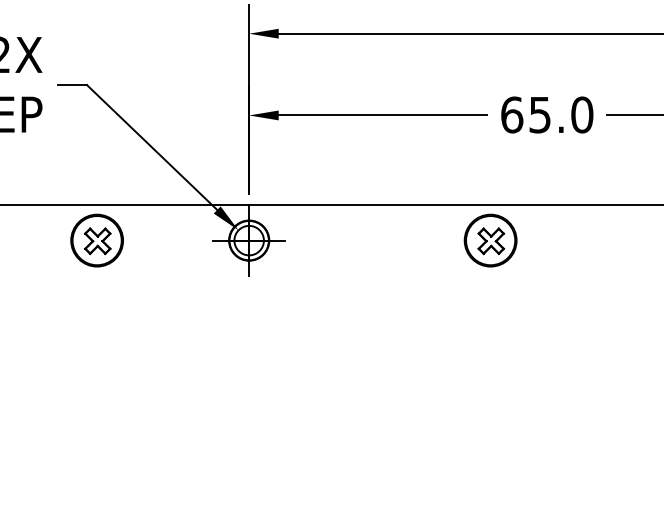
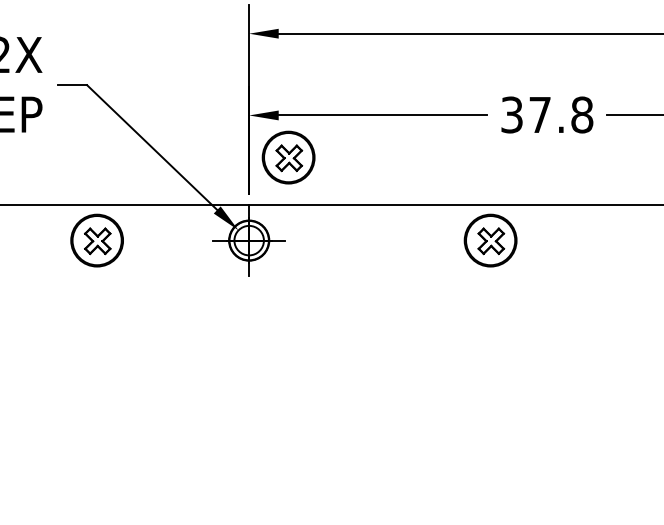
text: 65.0 -> 37.8 (547, 114)
part: none -> present (288, 157)
